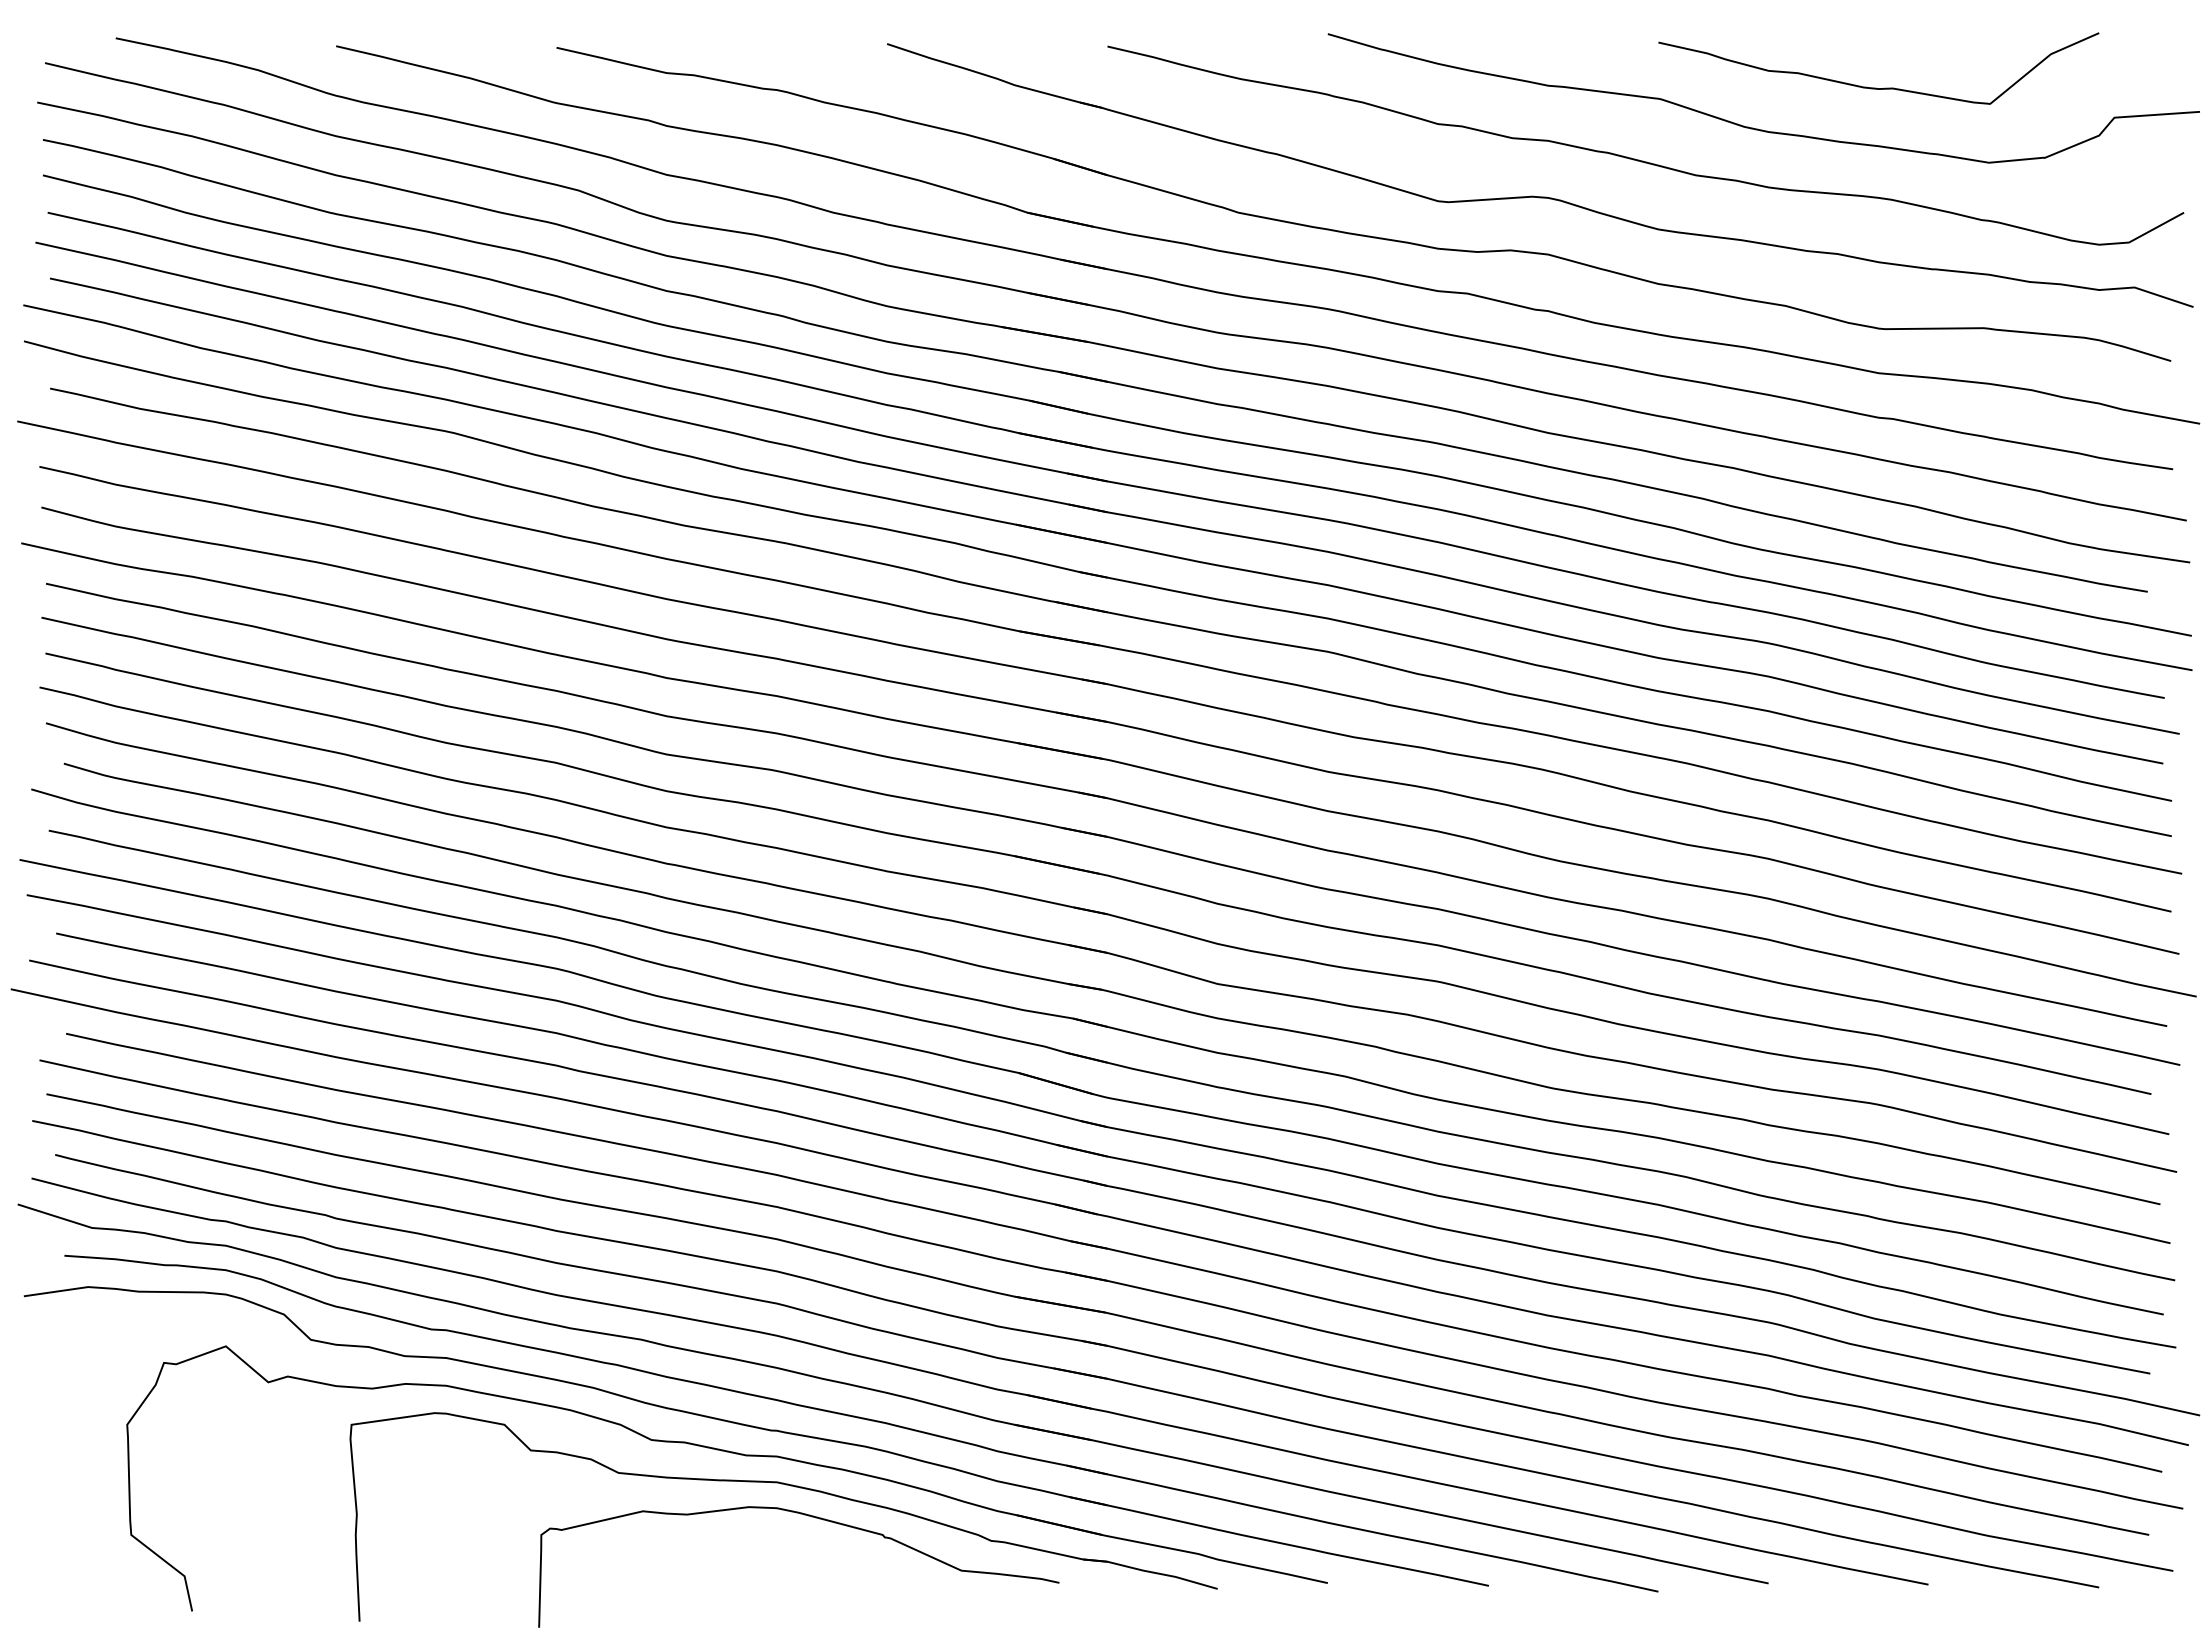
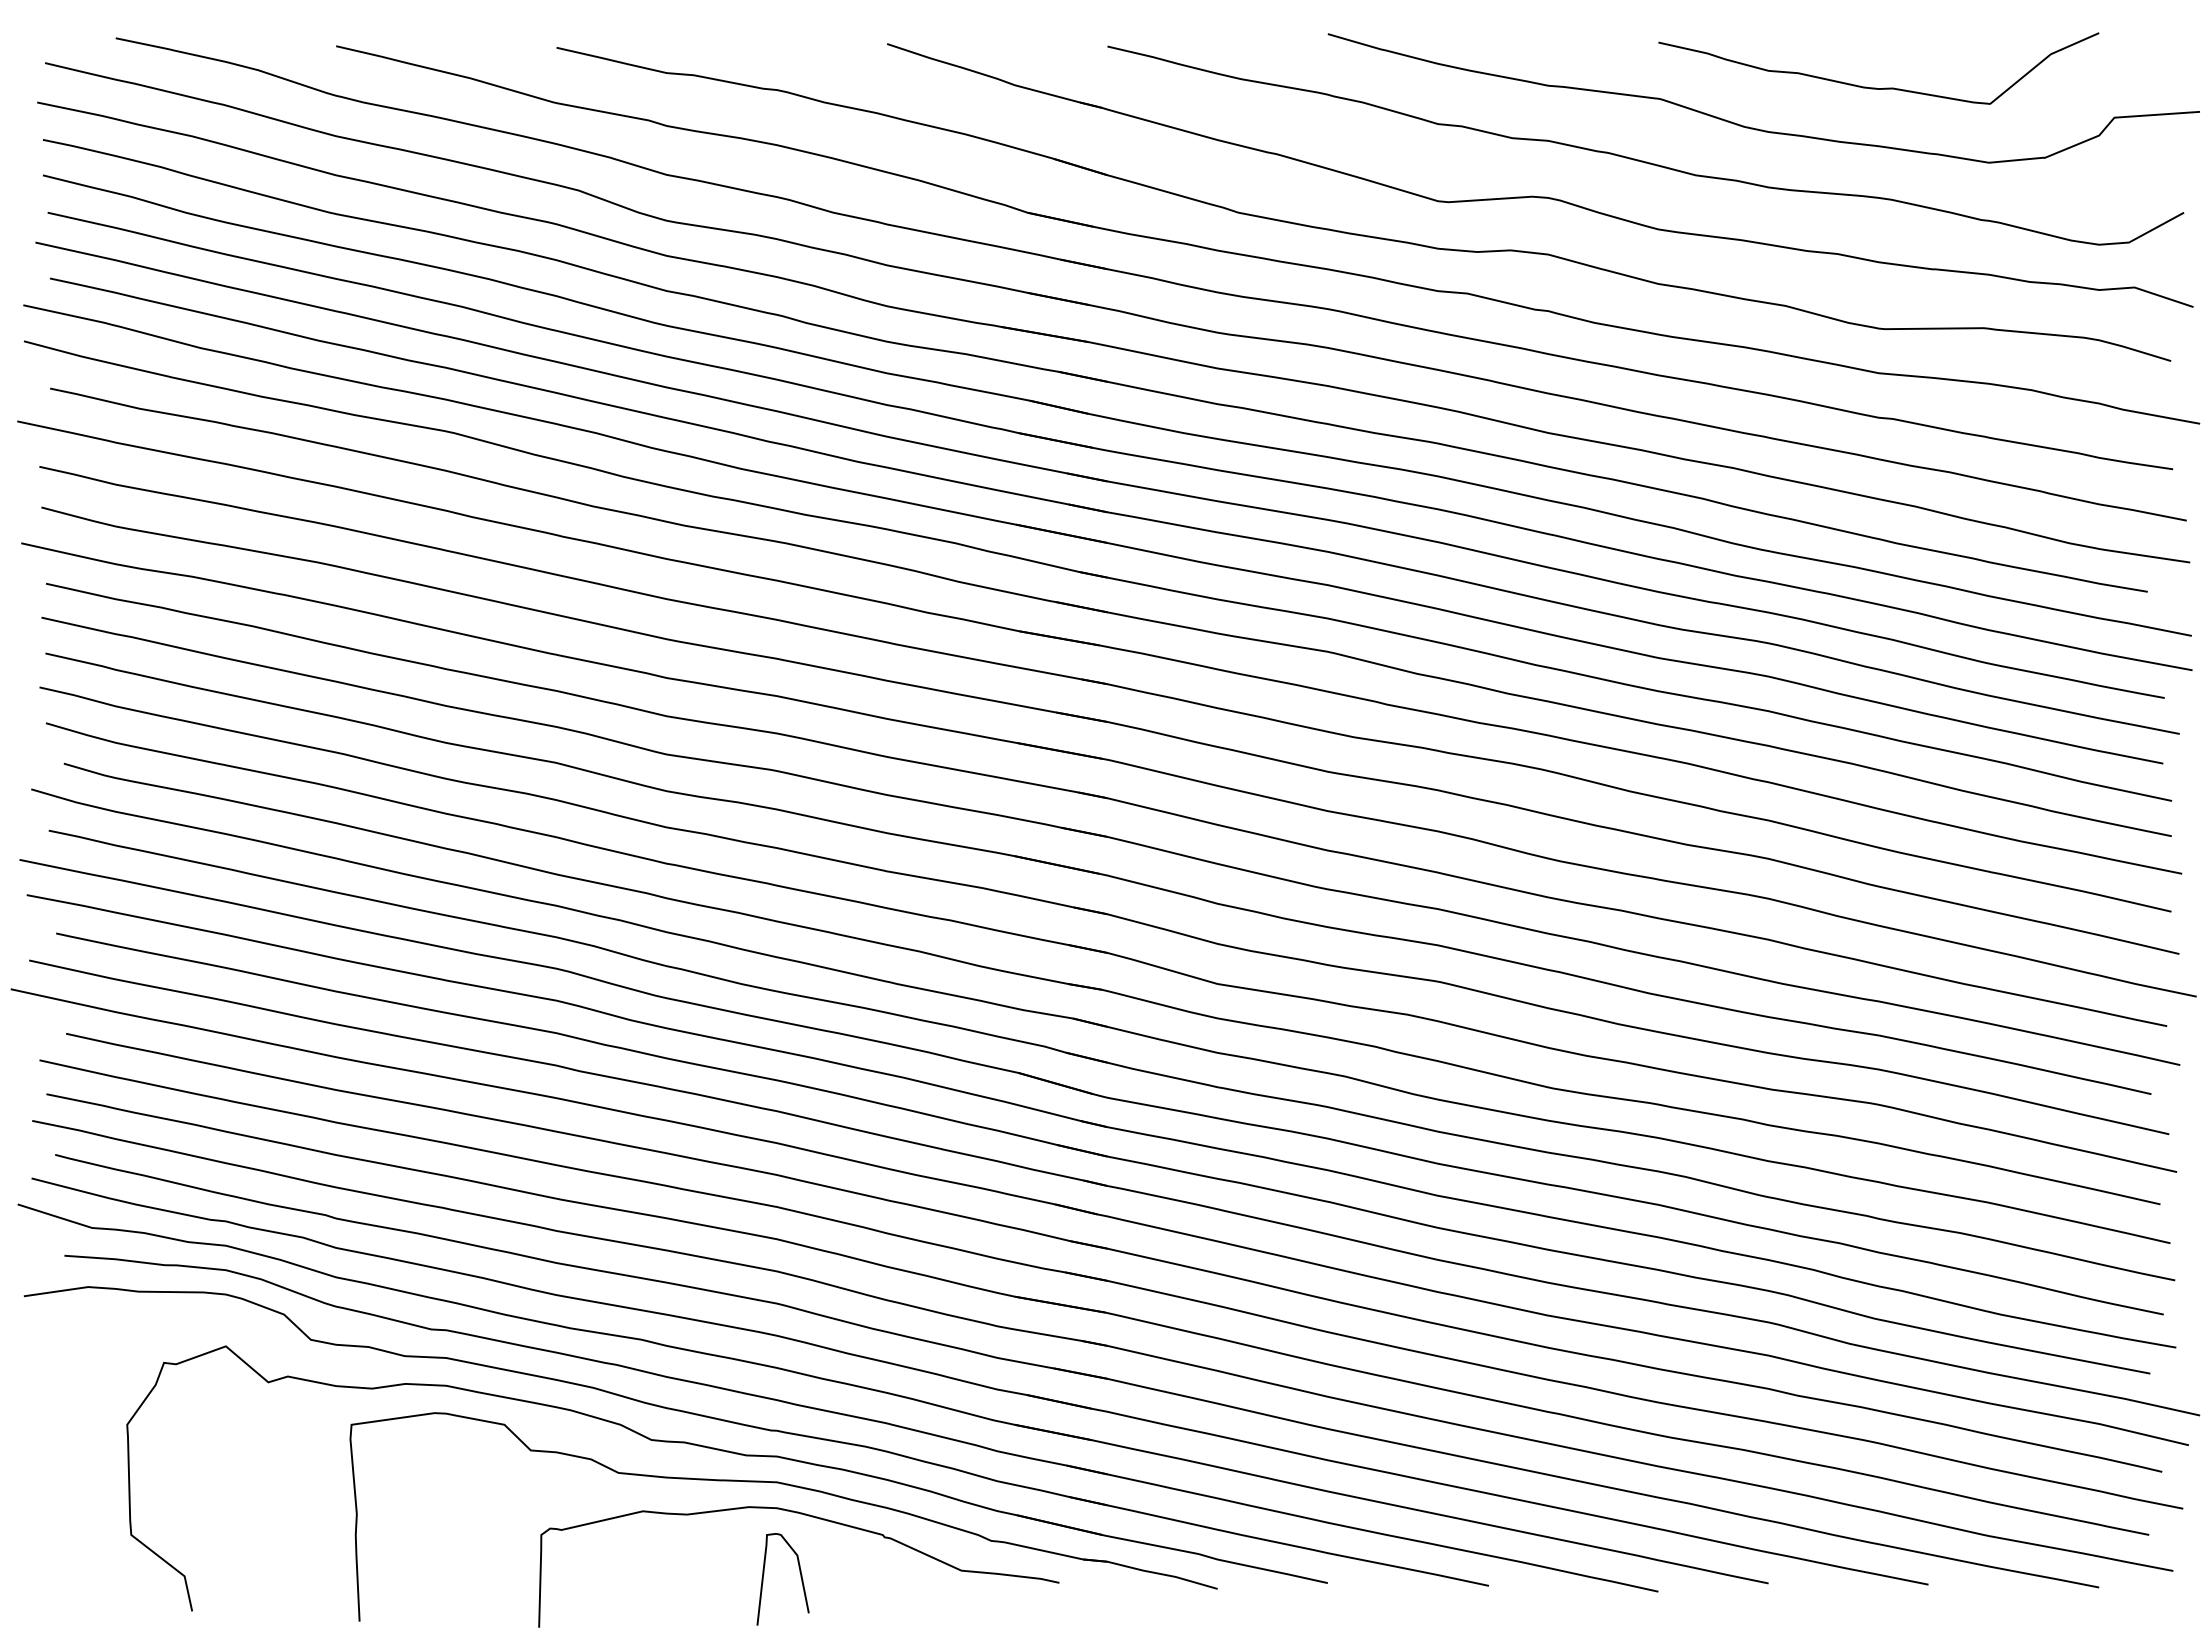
curve: none -> present (800, 1577)
